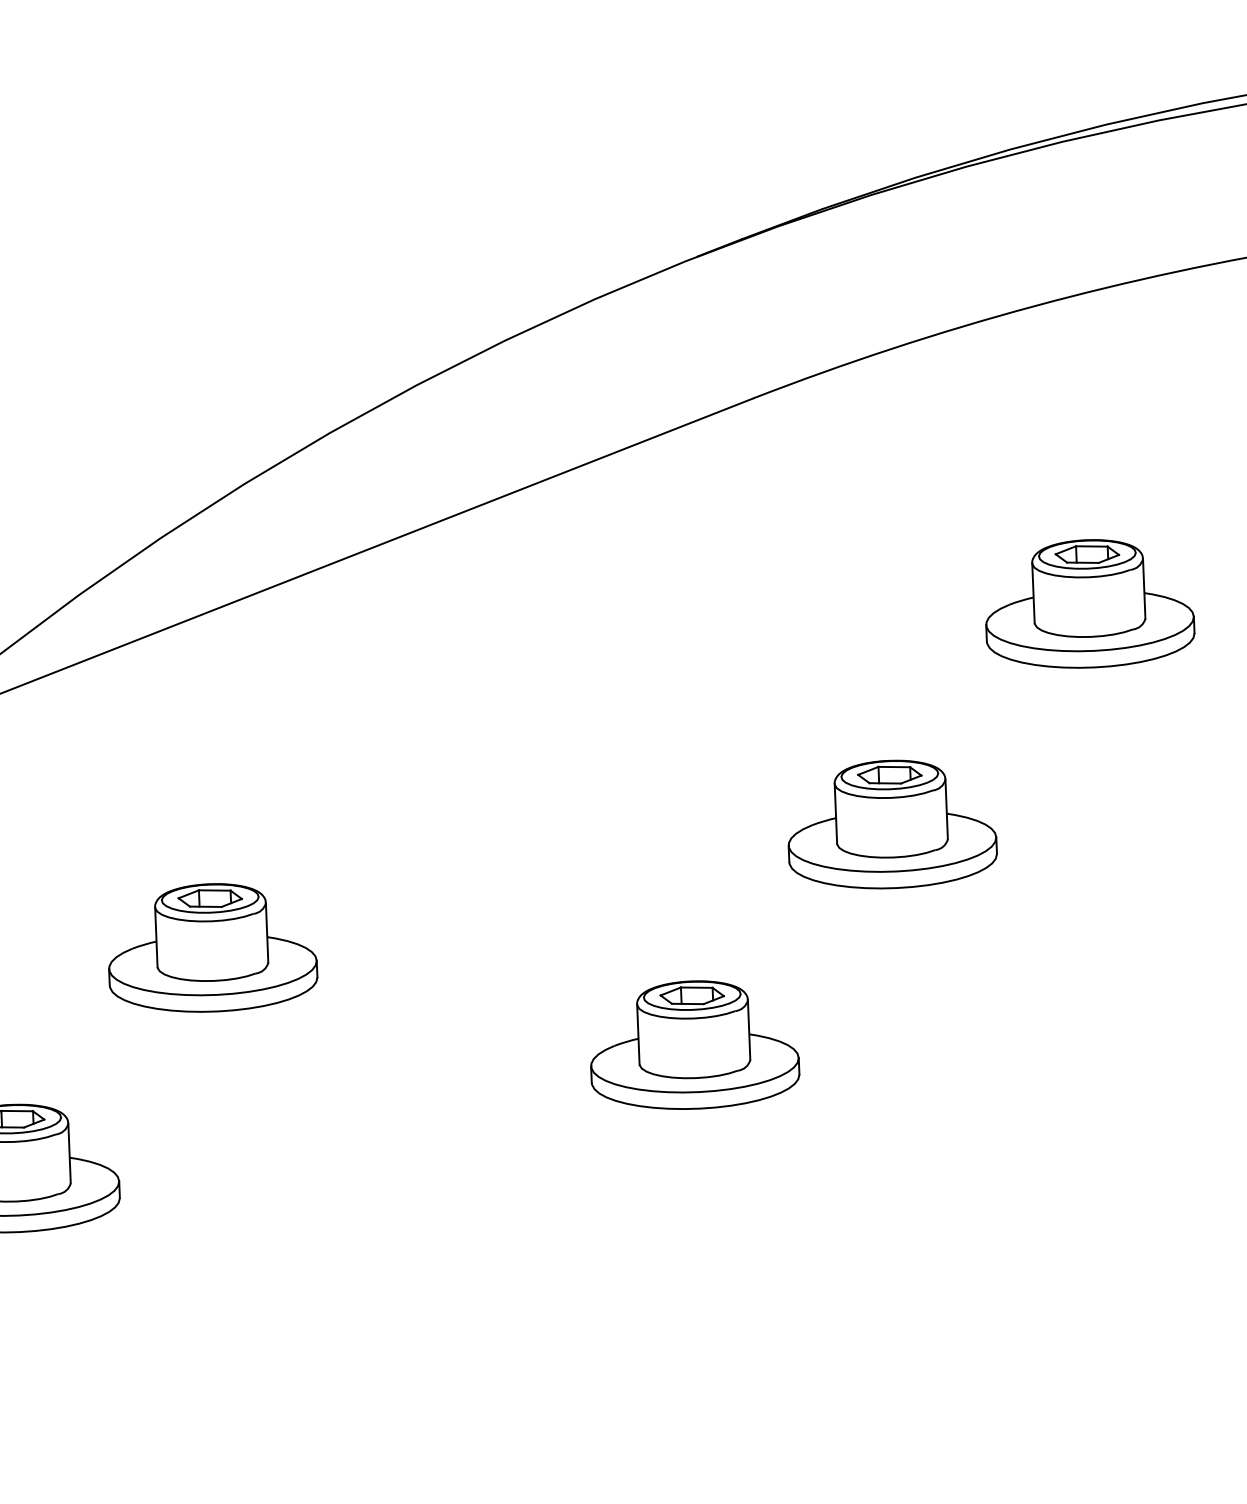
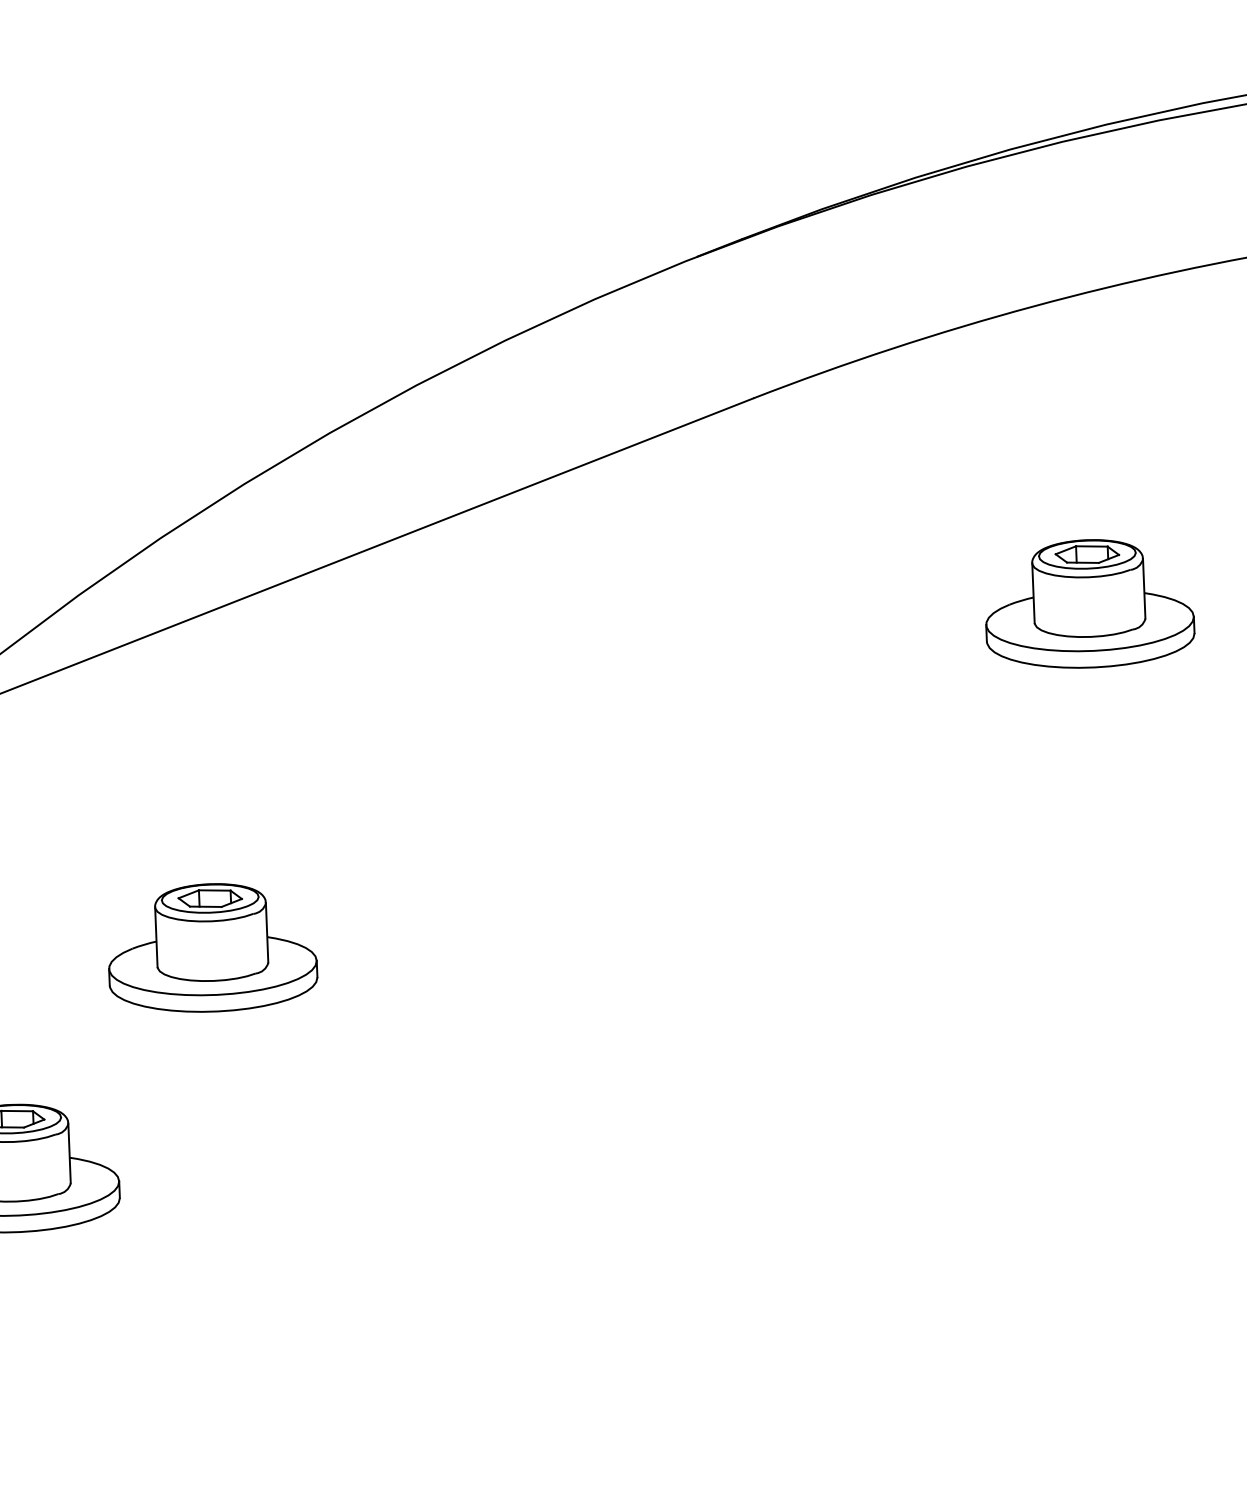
part: present -> none (892, 824)
part: present -> none (695, 1044)
